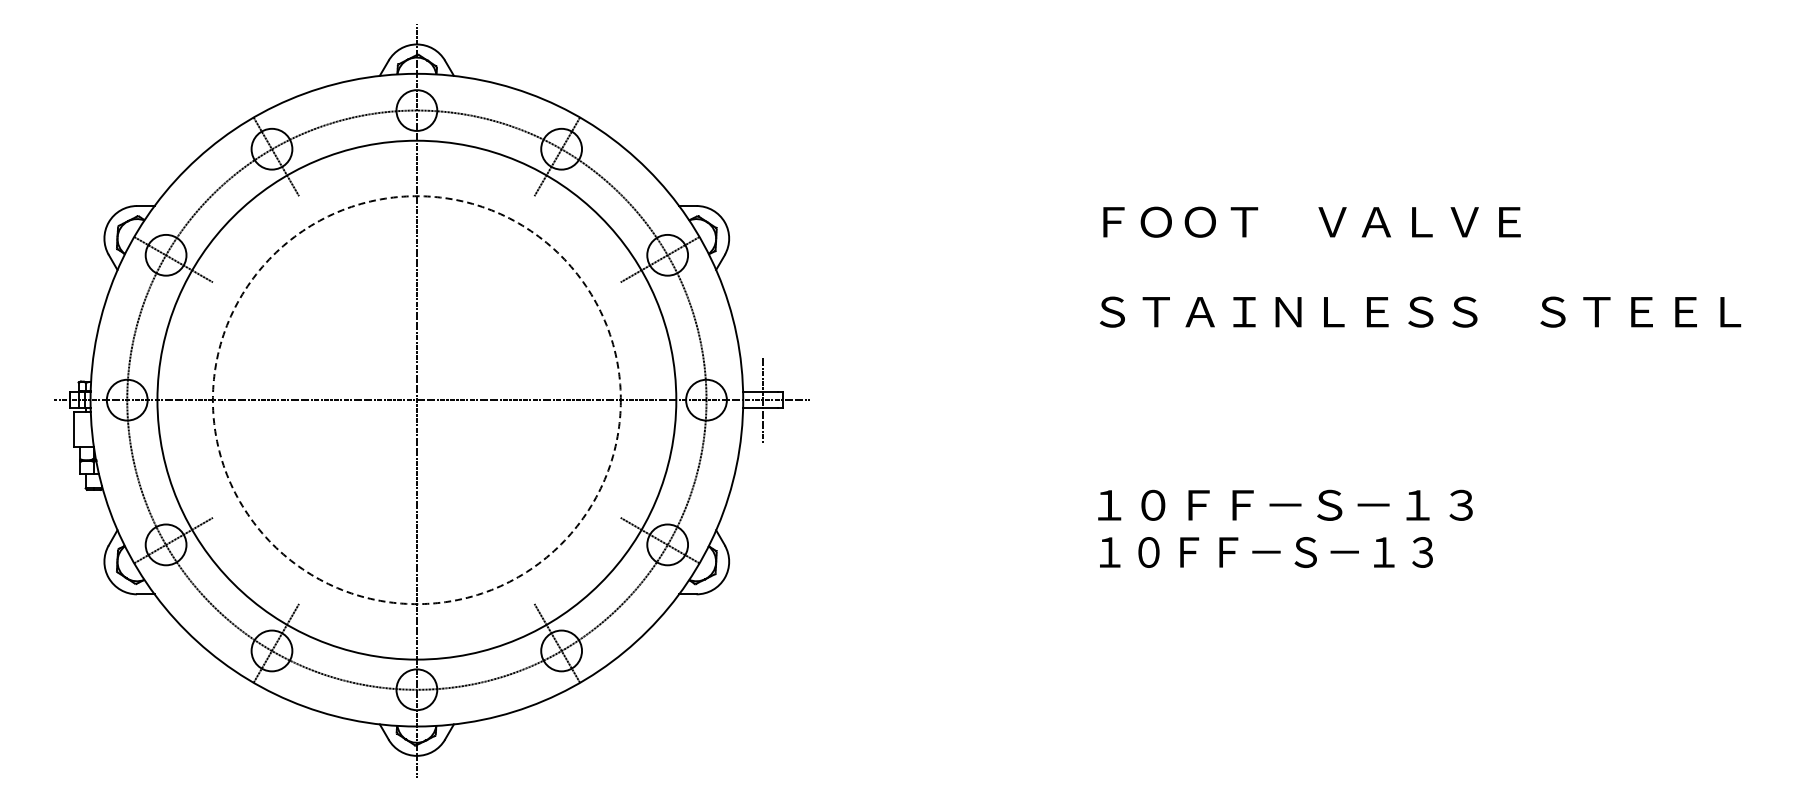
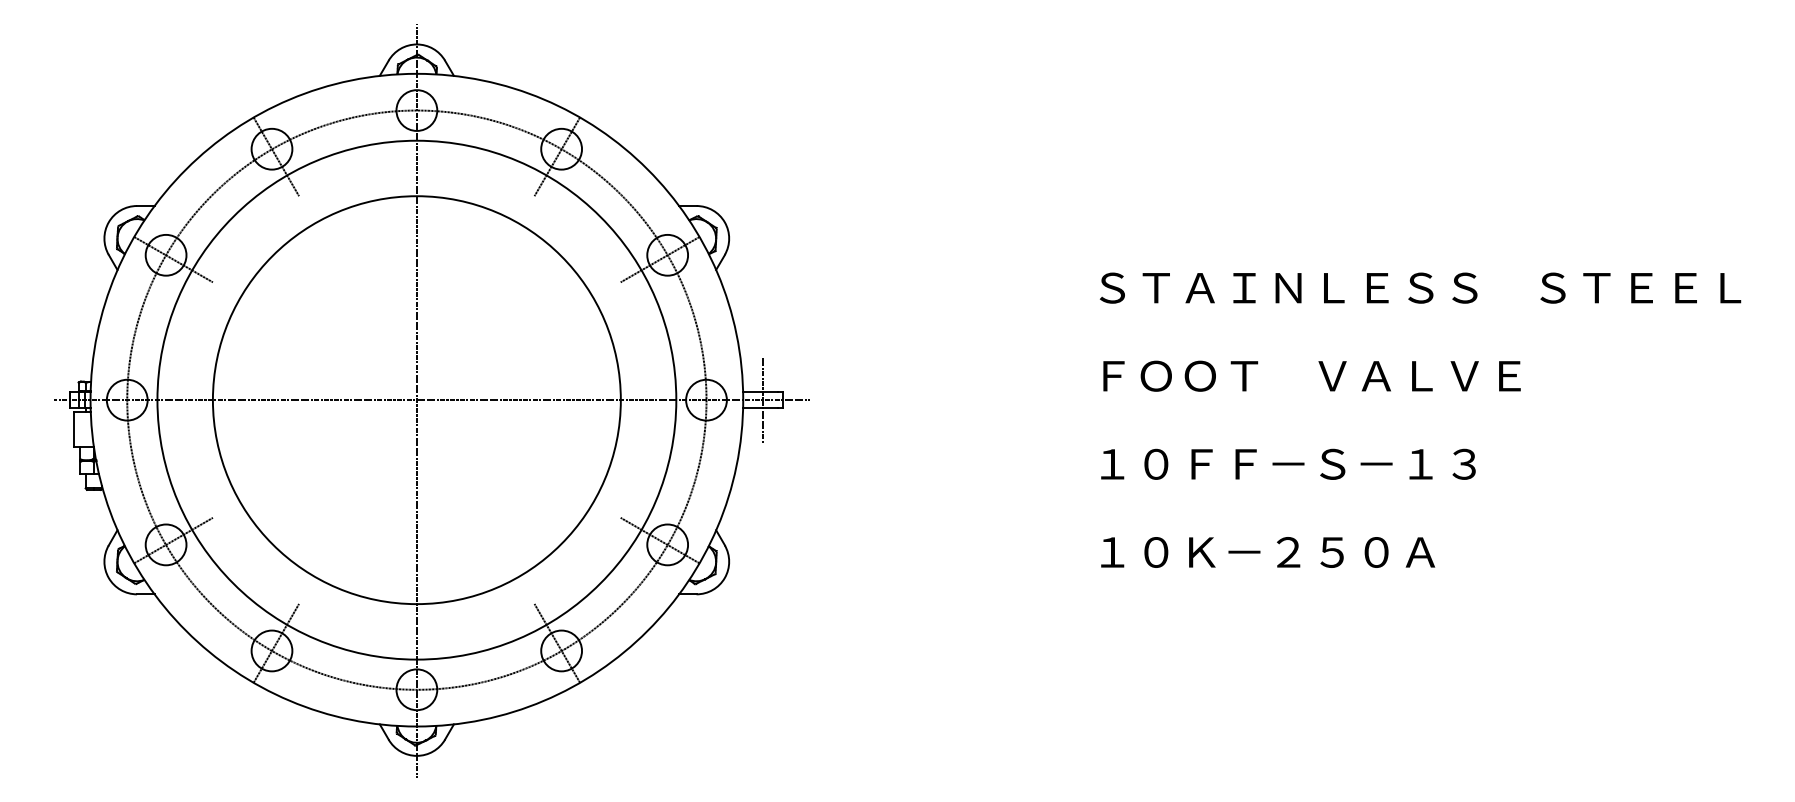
text position: (1311, 221) -> (1311, 375) (1311, 375)
text position: (1420, 311) -> (1420, 287) (1420, 287)
circle: dashed -> solid (416, 400)
text position: (1285, 504) -> (1288, 463) (1288, 463)
text: １０ＦＦ－Ｓ－１３ -> １０Ｋ－２５０Ａ (1267, 552)
